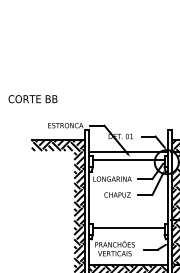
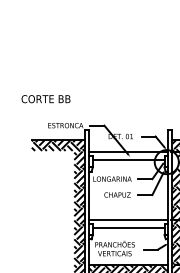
text position: (32, 99) -> (45, 99) (45, 99)
line: none -> present (128, 219)
